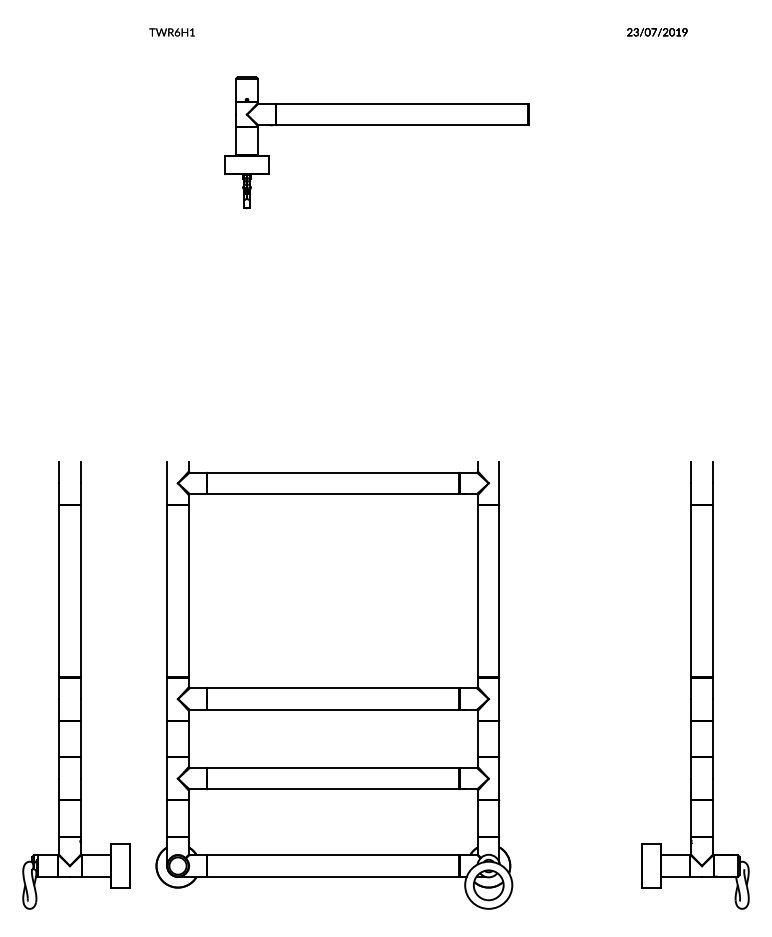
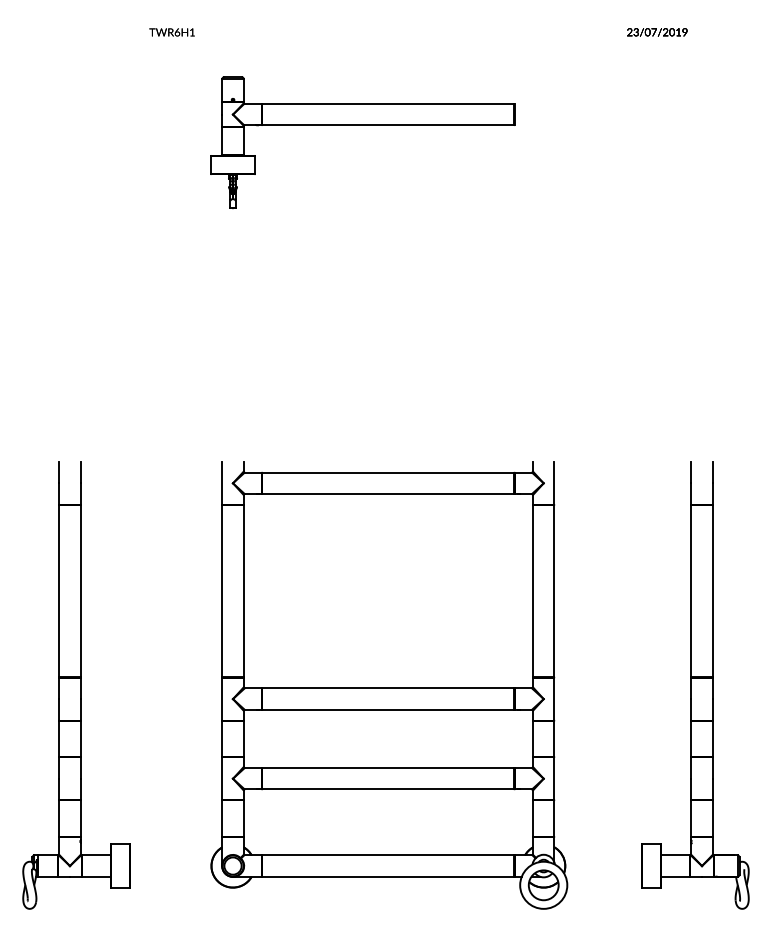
part position: (376, 125) -> (362, 125) (362, 125)
part position: (334, 685) -> (389, 685) (389, 685)
